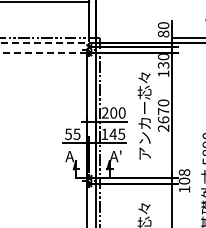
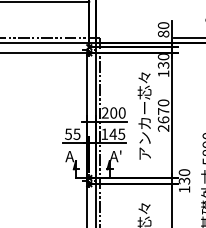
line: dashed -> solid (48, 43)
line: dashed -> solid (43, 52)
text: 108 -> 130 (184, 176)
